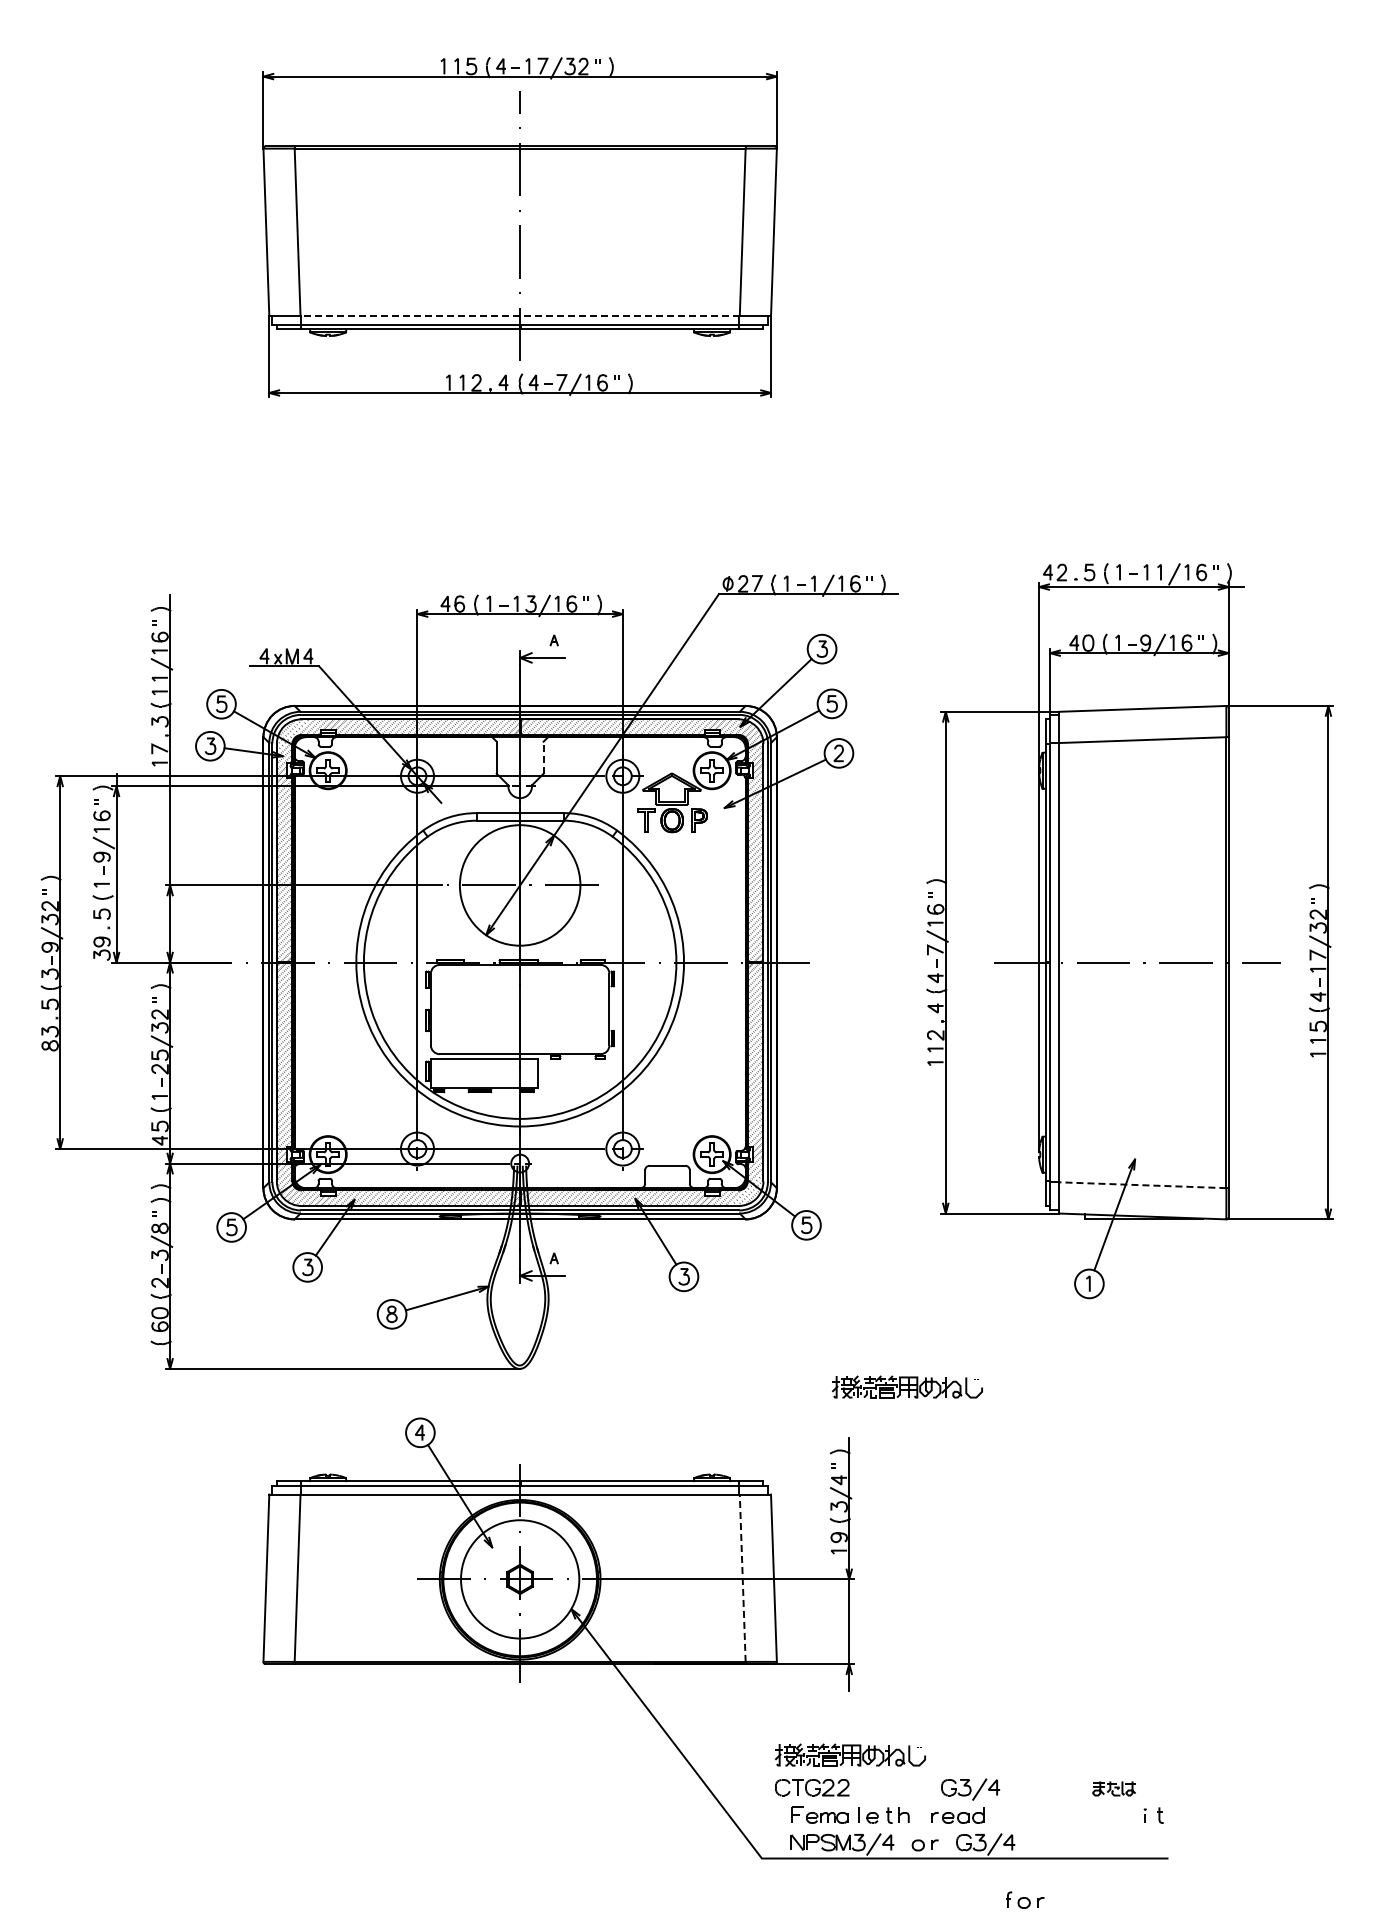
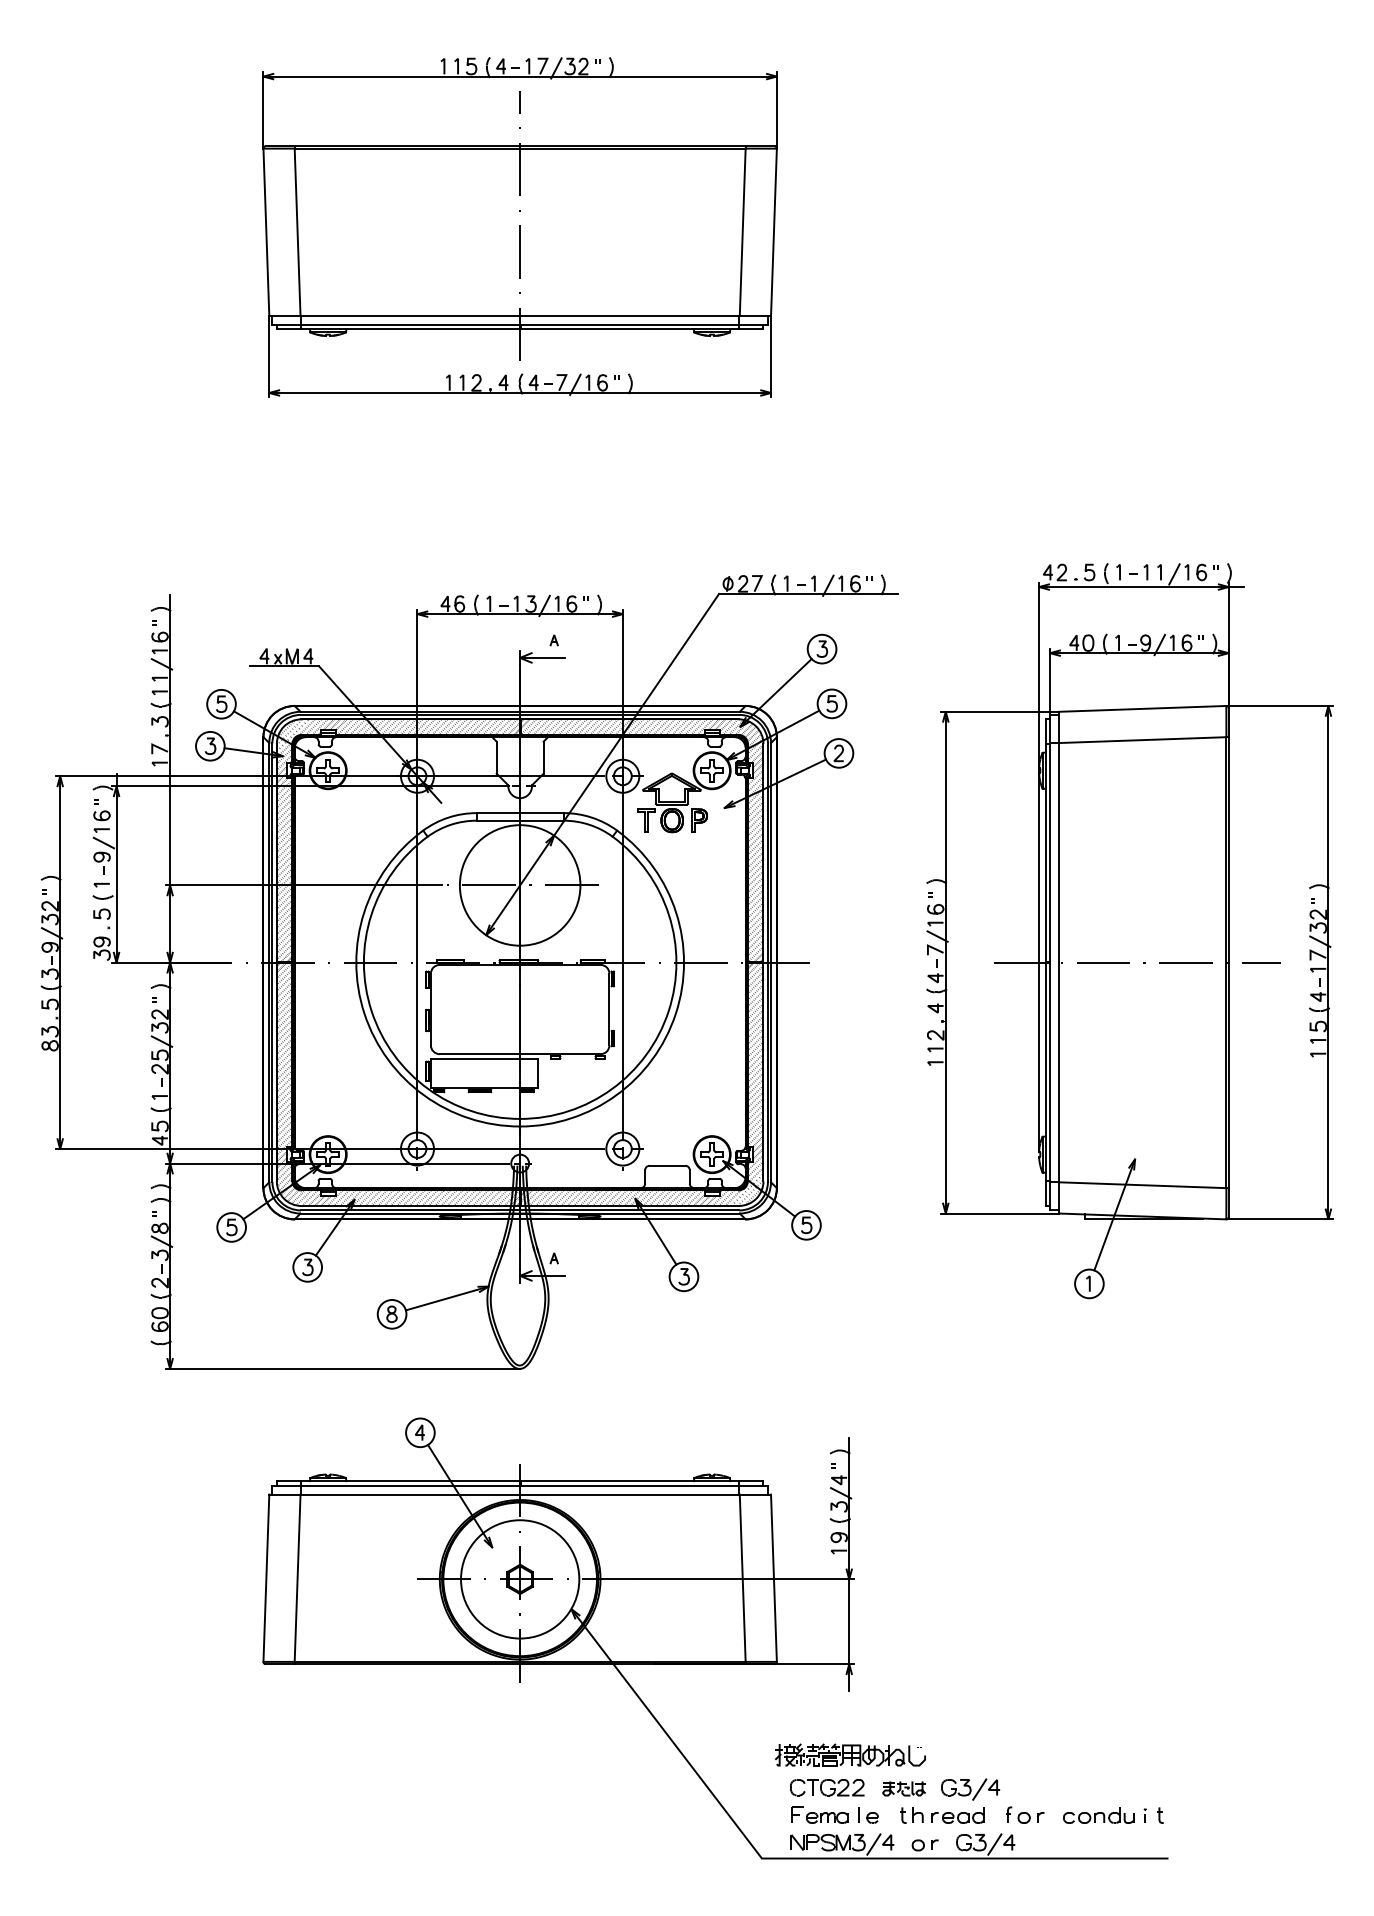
line: dashed -> solid (520, 315)
line: dashed -> solid (543, 757)
line: dashed -> solid (1142, 1185)
part: present -> none (907, 1386)
line: dashed -> solid (742, 1578)
part position: (812, 1787) -> (827, 1787) (827, 1787)
part position: (1113, 1788) -> (903, 1788) (903, 1788)
part position: (897, 1815) -> (911, 1815) (911, 1815)
part: none -> present (1098, 1815)
part position: (1025, 1899) -> (1025, 1814) (1025, 1814)
